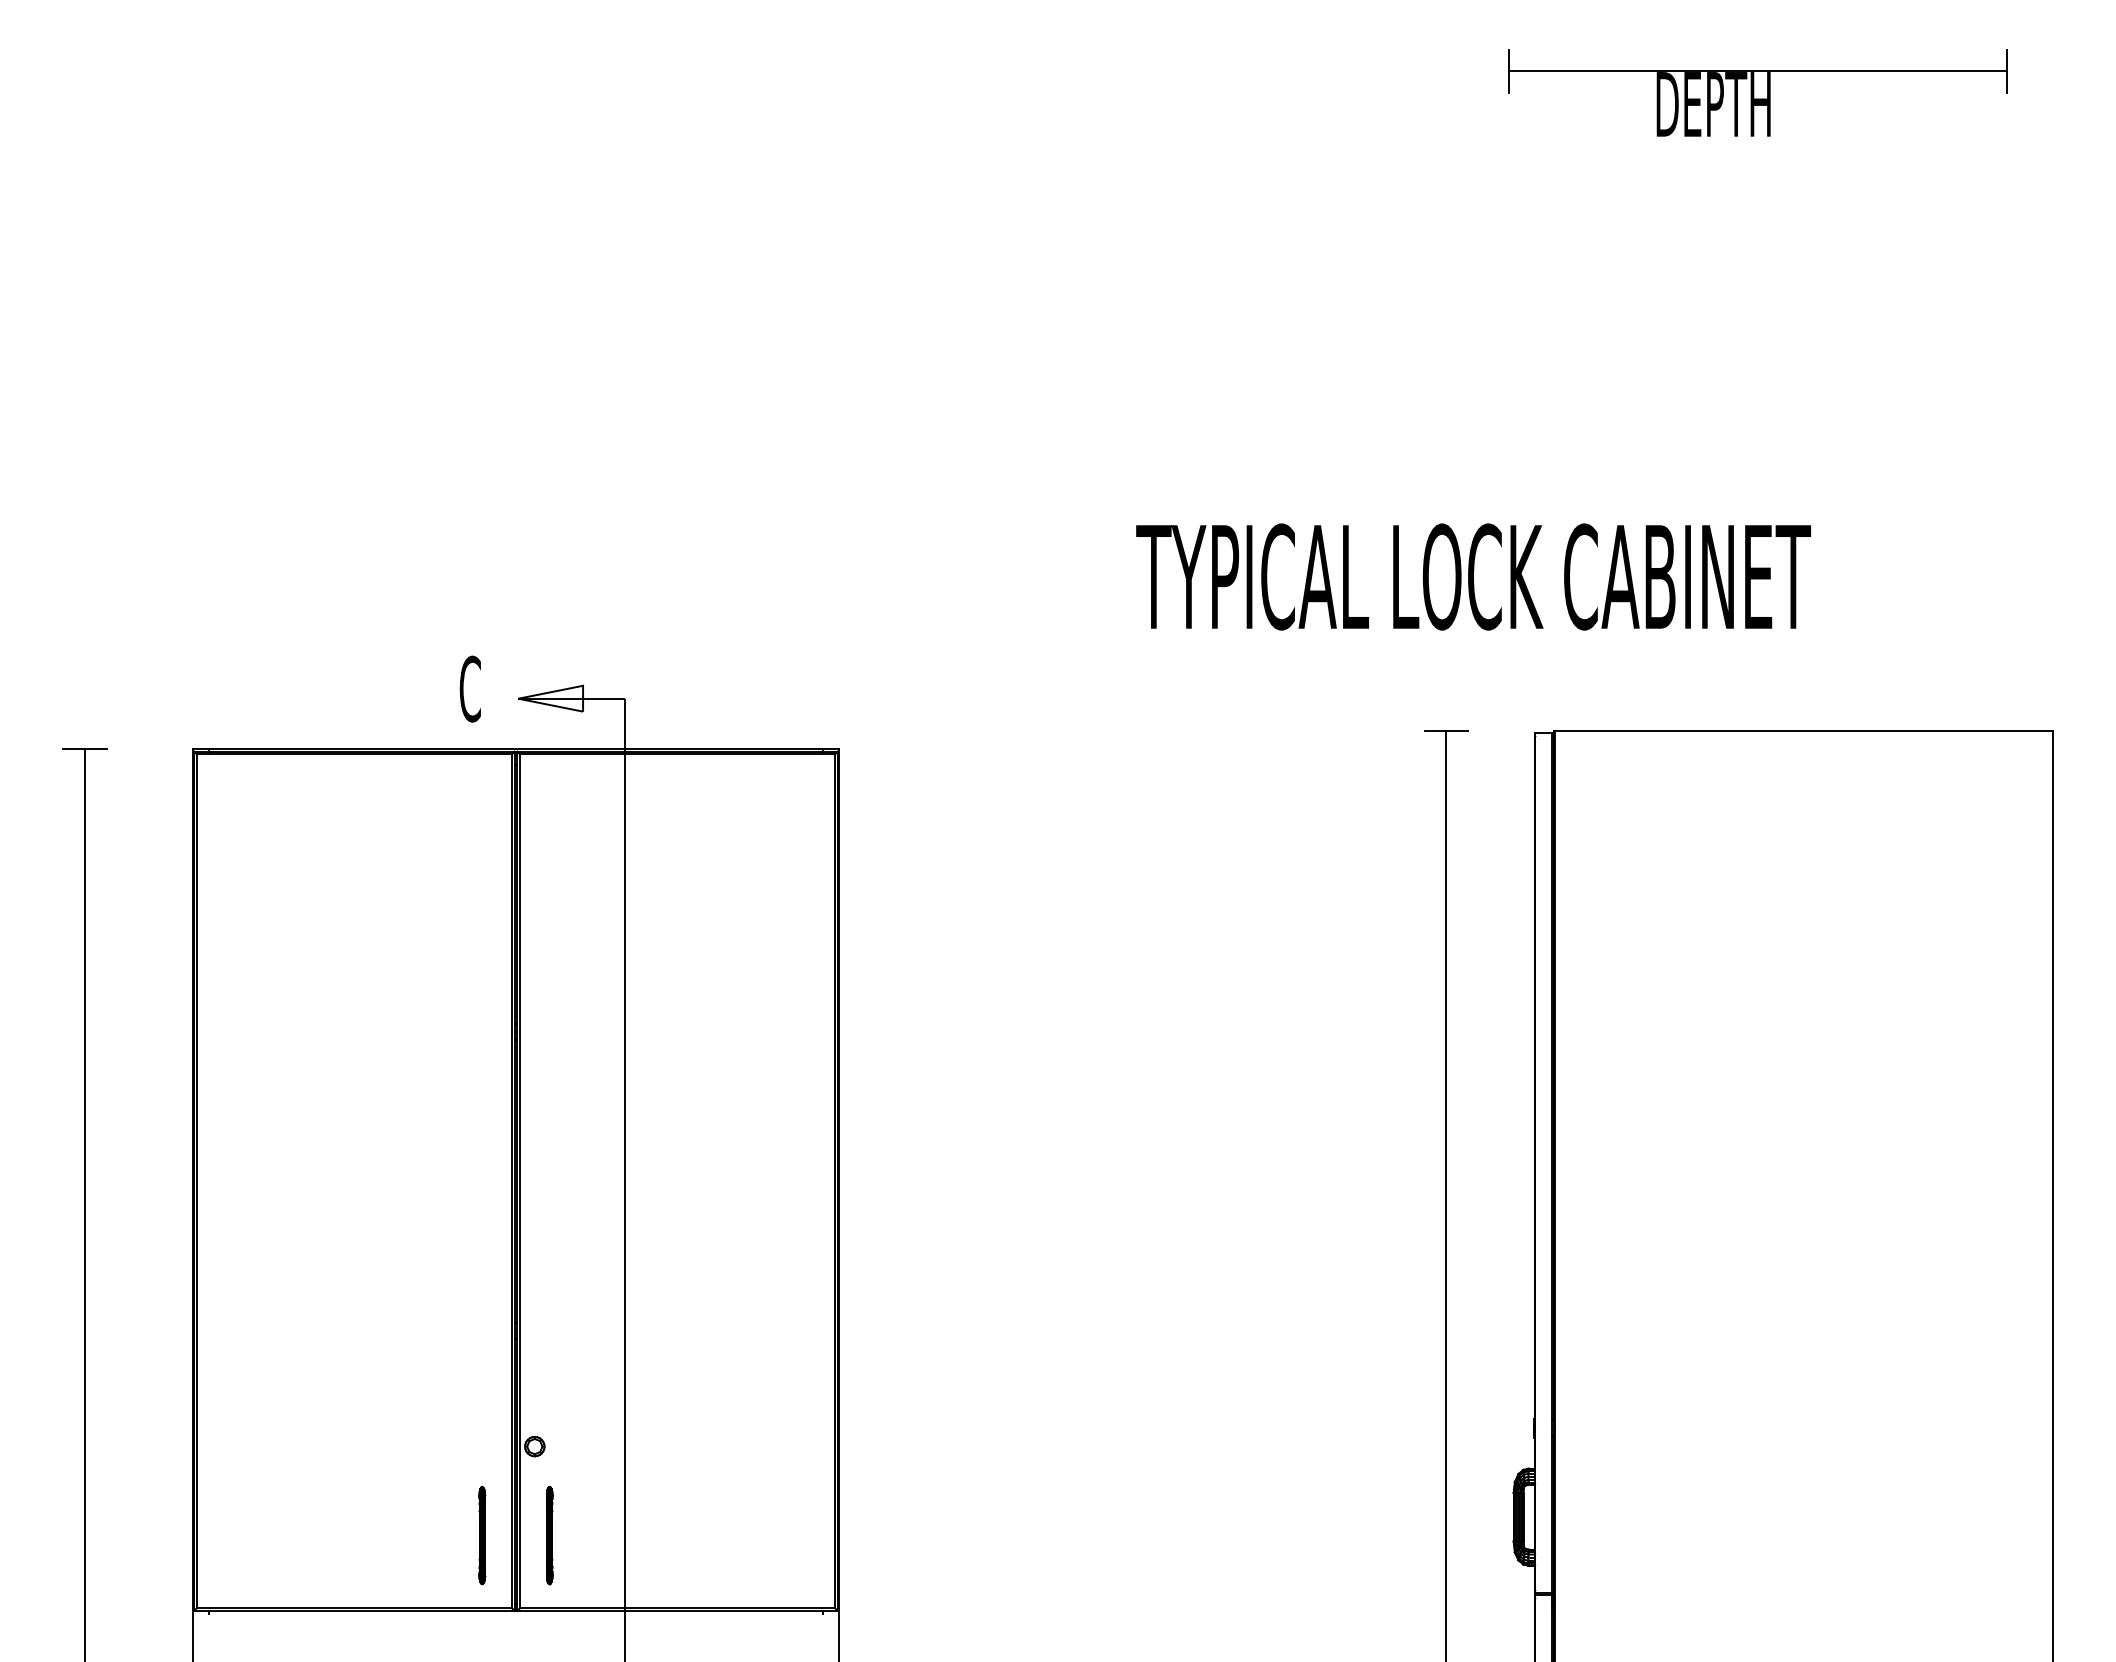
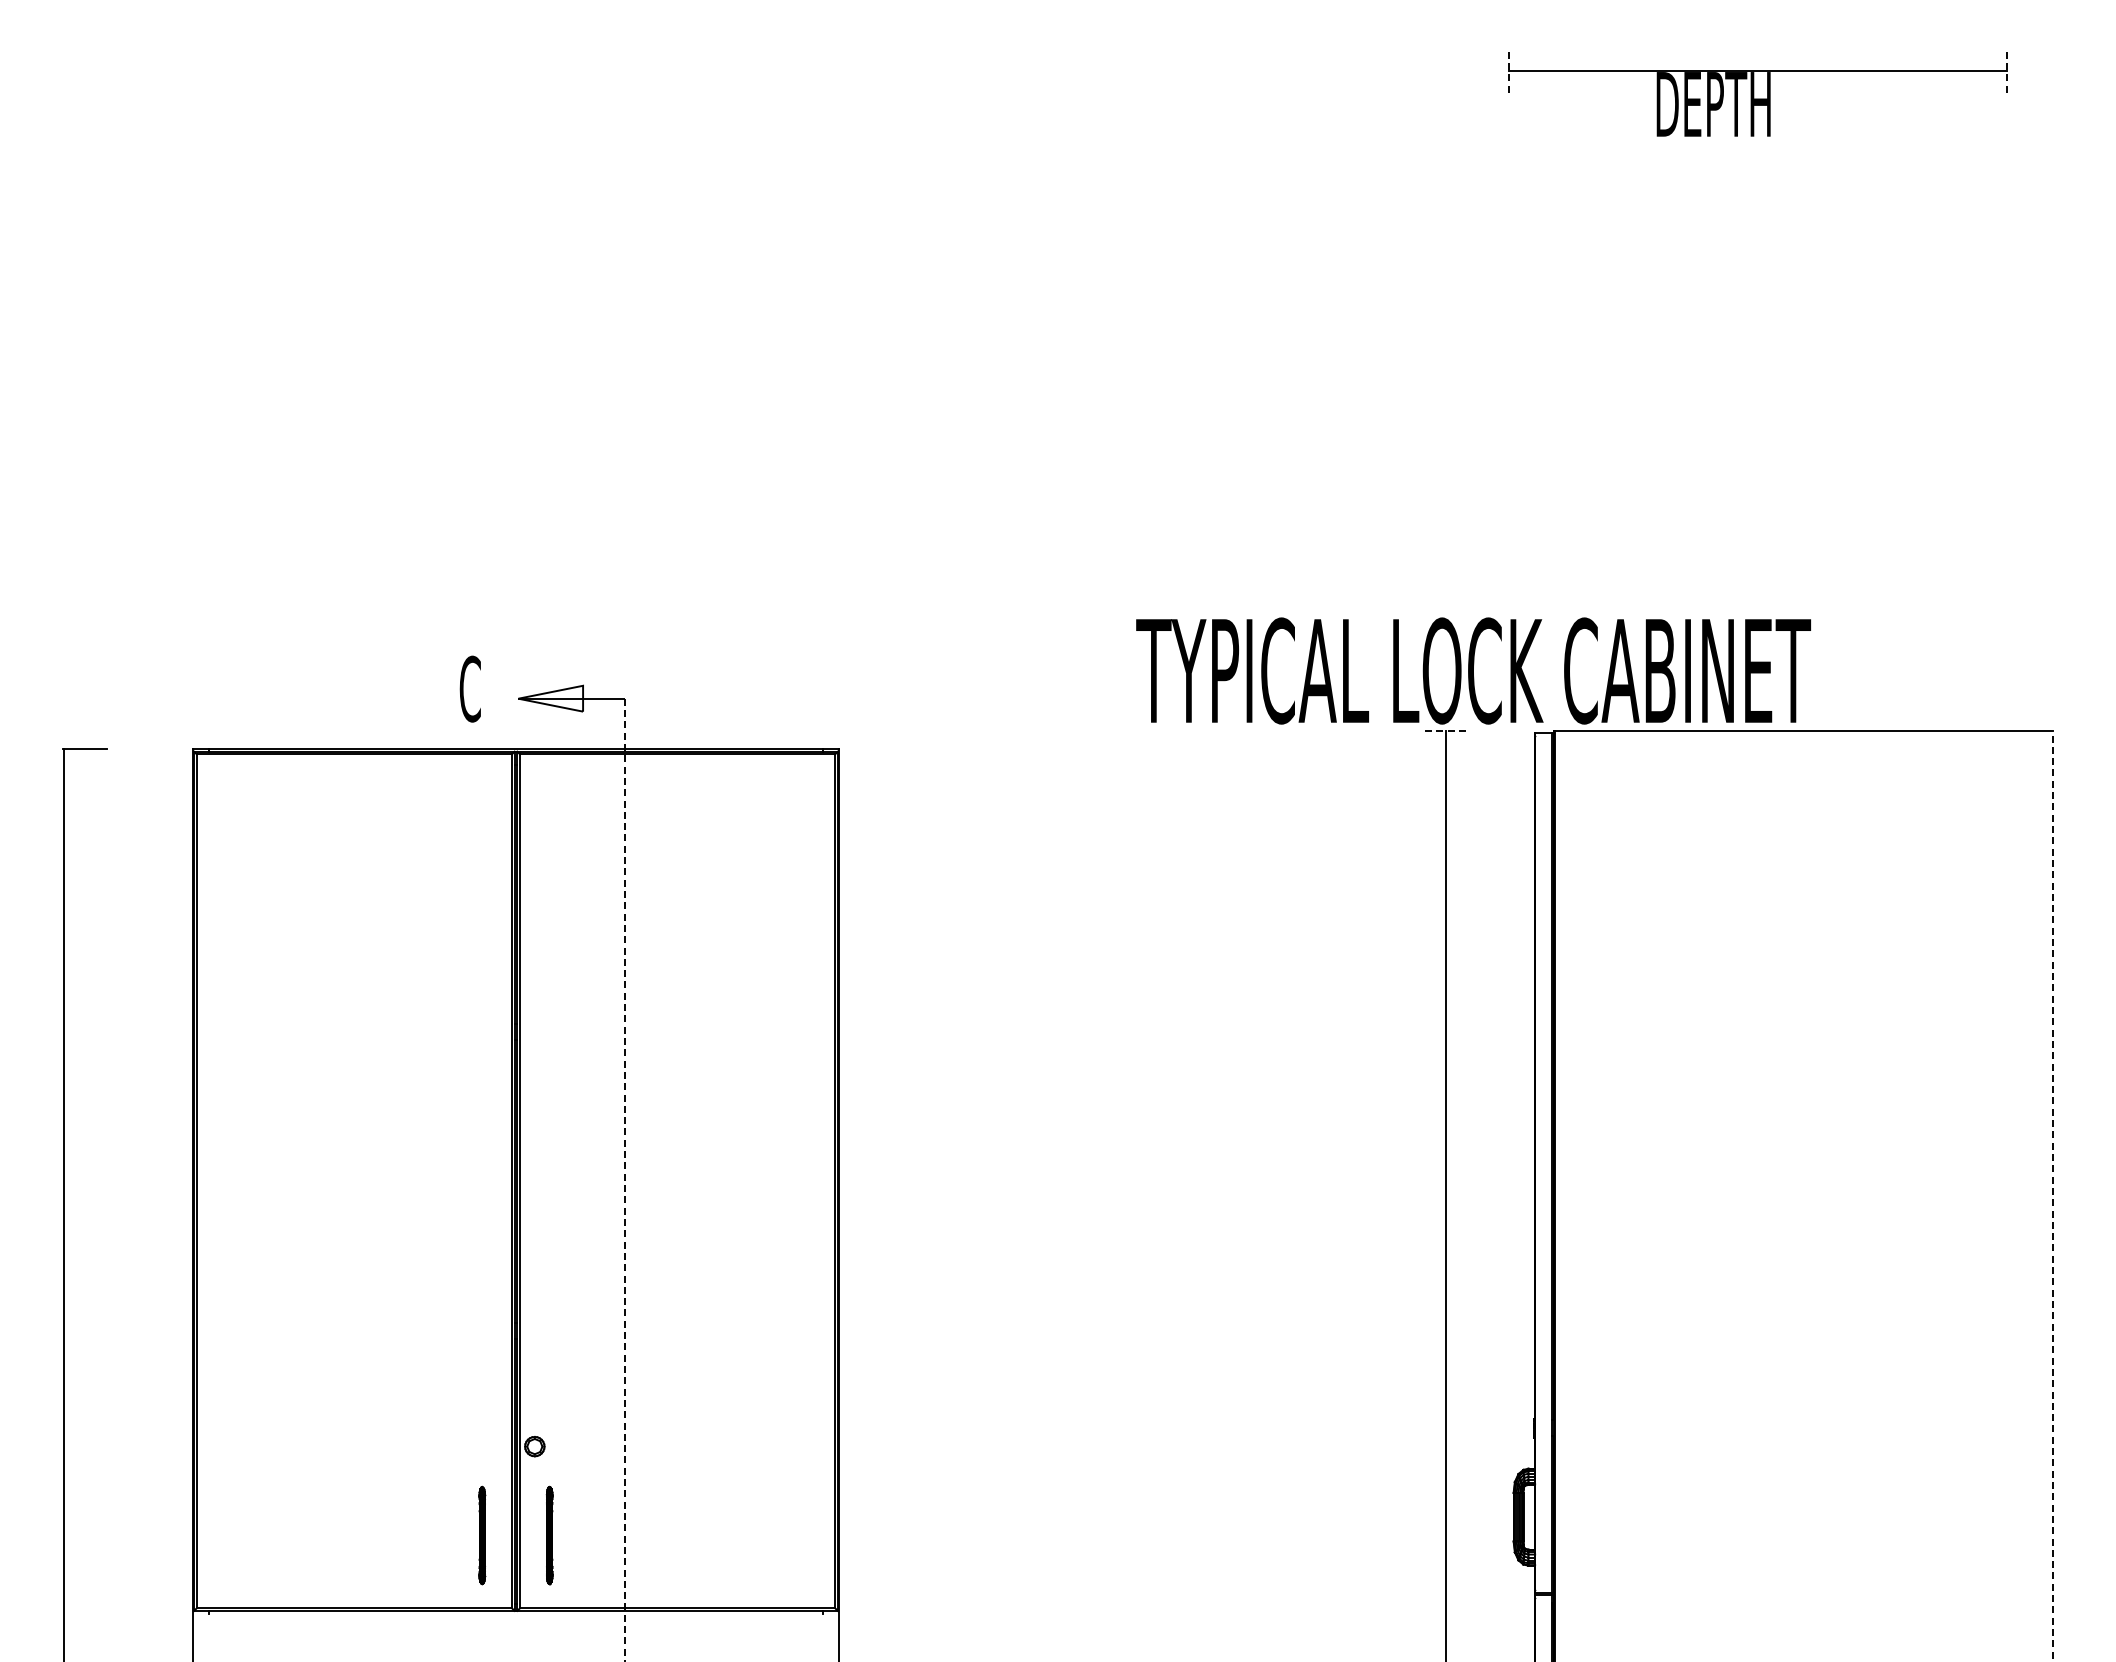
line: solid -> dashed (1509, 71)
line: solid -> dashed (2007, 71)
text position: (1473, 576) -> (1473, 670) (1473, 670)
line: solid -> dashed (1446, 730)
line: solid -> dashed (624, 1180)
line: solid -> dashed (2052, 1195)
line position: (85, 1203) -> (64, 1203) (64, 1203)
